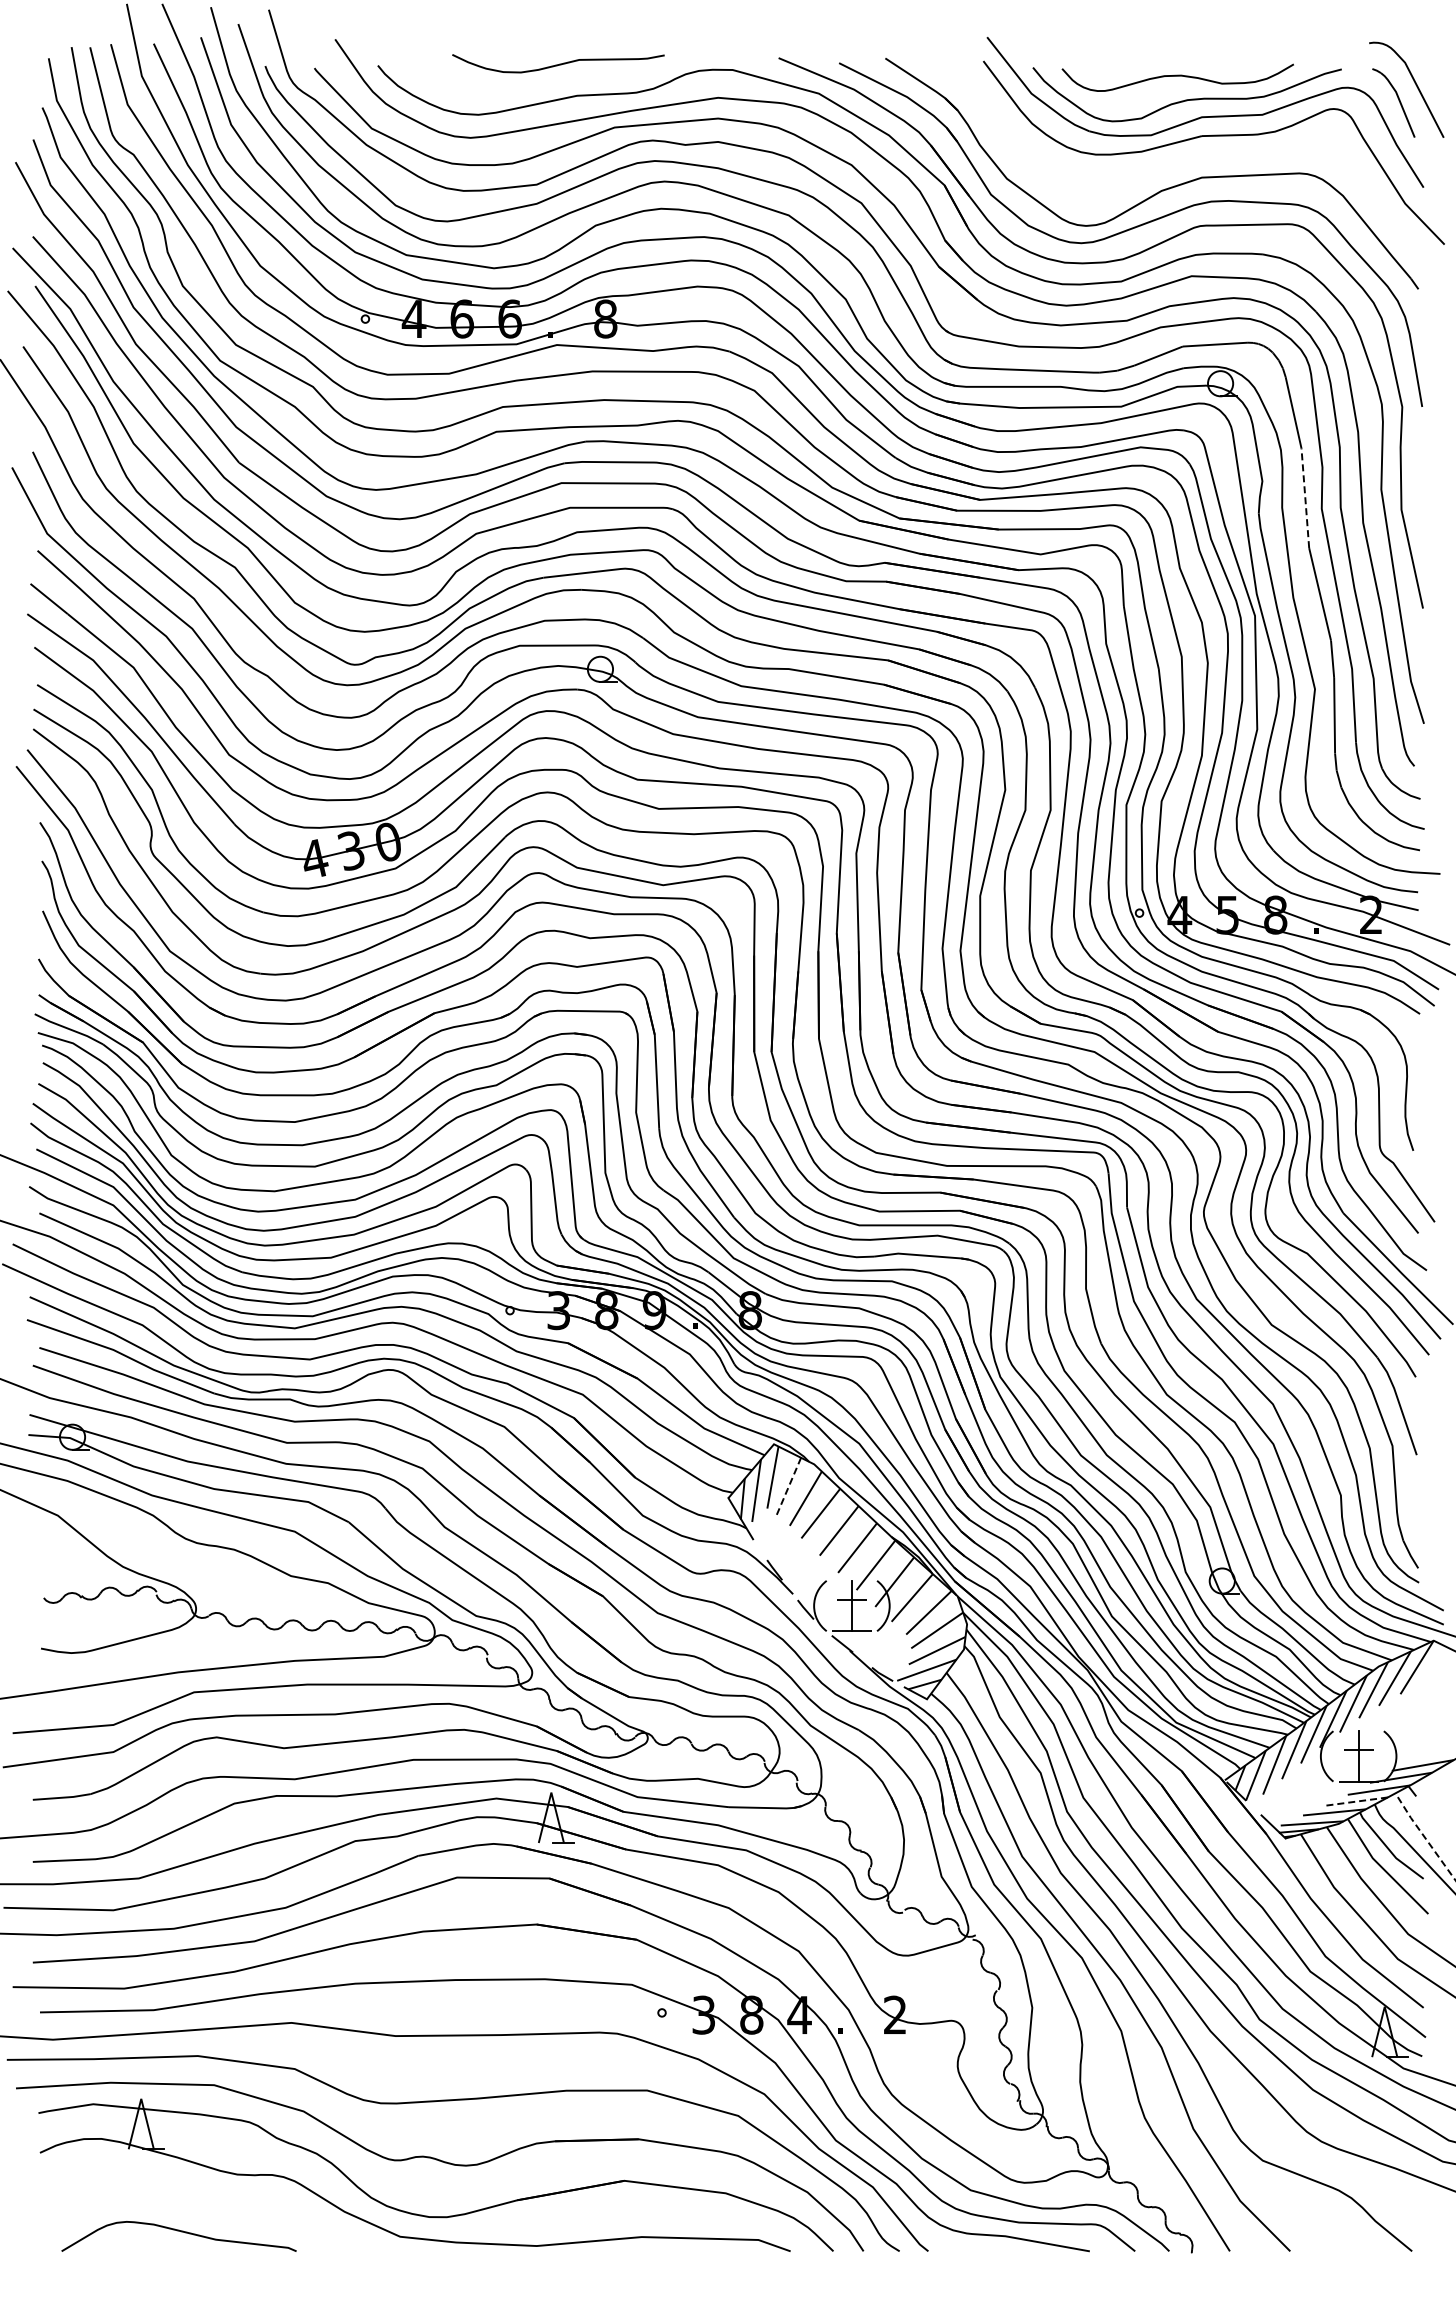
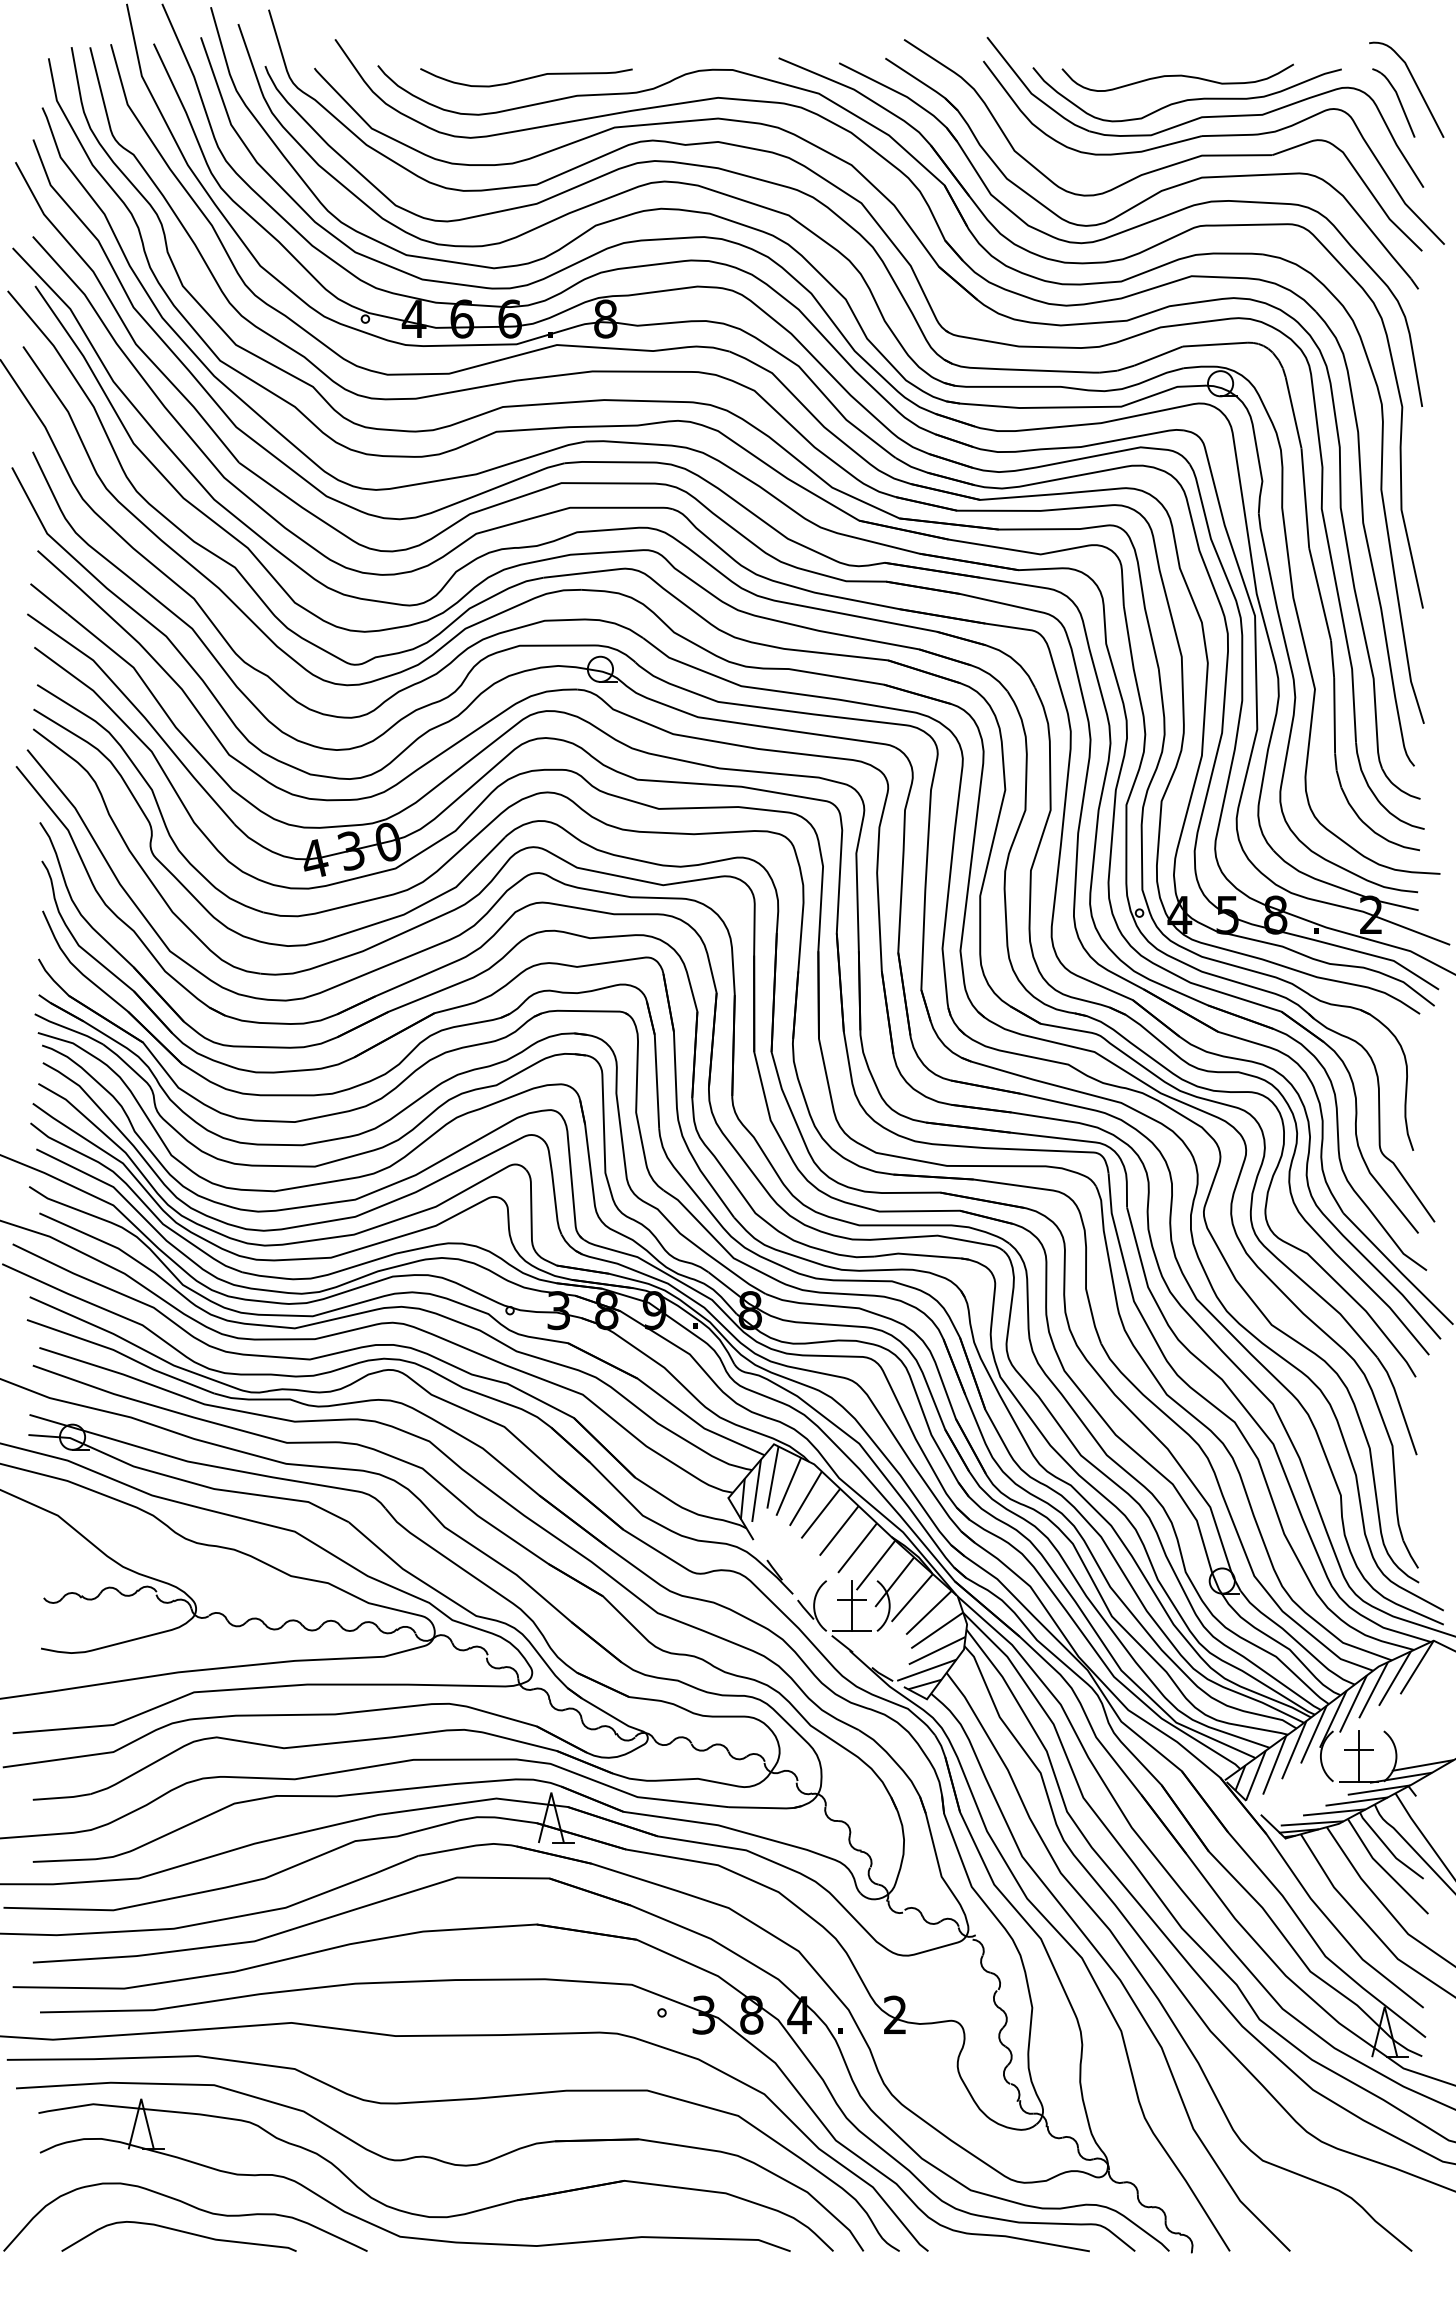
curve position: (559, 63) -> (527, 77) (527, 77)
part: none -> present (1170, 164)
line: dashed -> solid (1305, 498)
line: dashed -> solid (788, 1487)
line: dashed -> solid (1356, 1801)
line: dashed -> solid (1424, 1836)
curve: none -> present (187, 2205)
